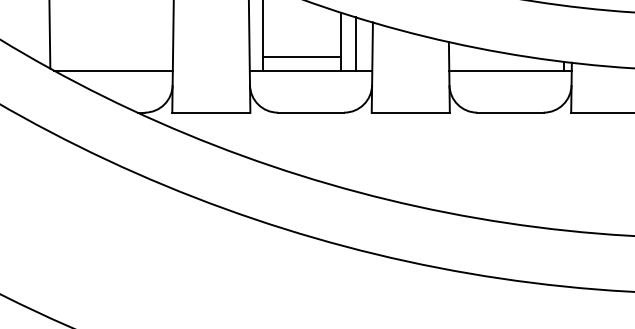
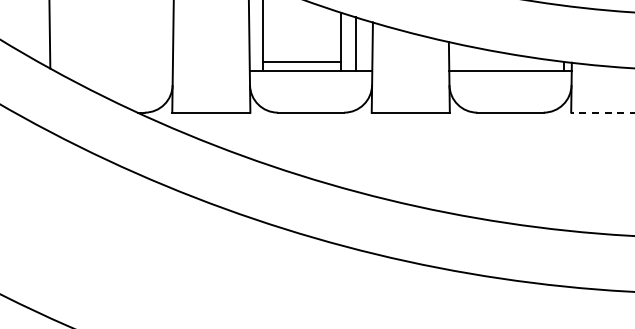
line position: (302, 56) -> (302, 61) (302, 61)
line: present -> none (113, 70)
line: solid -> dashed (602, 112)
